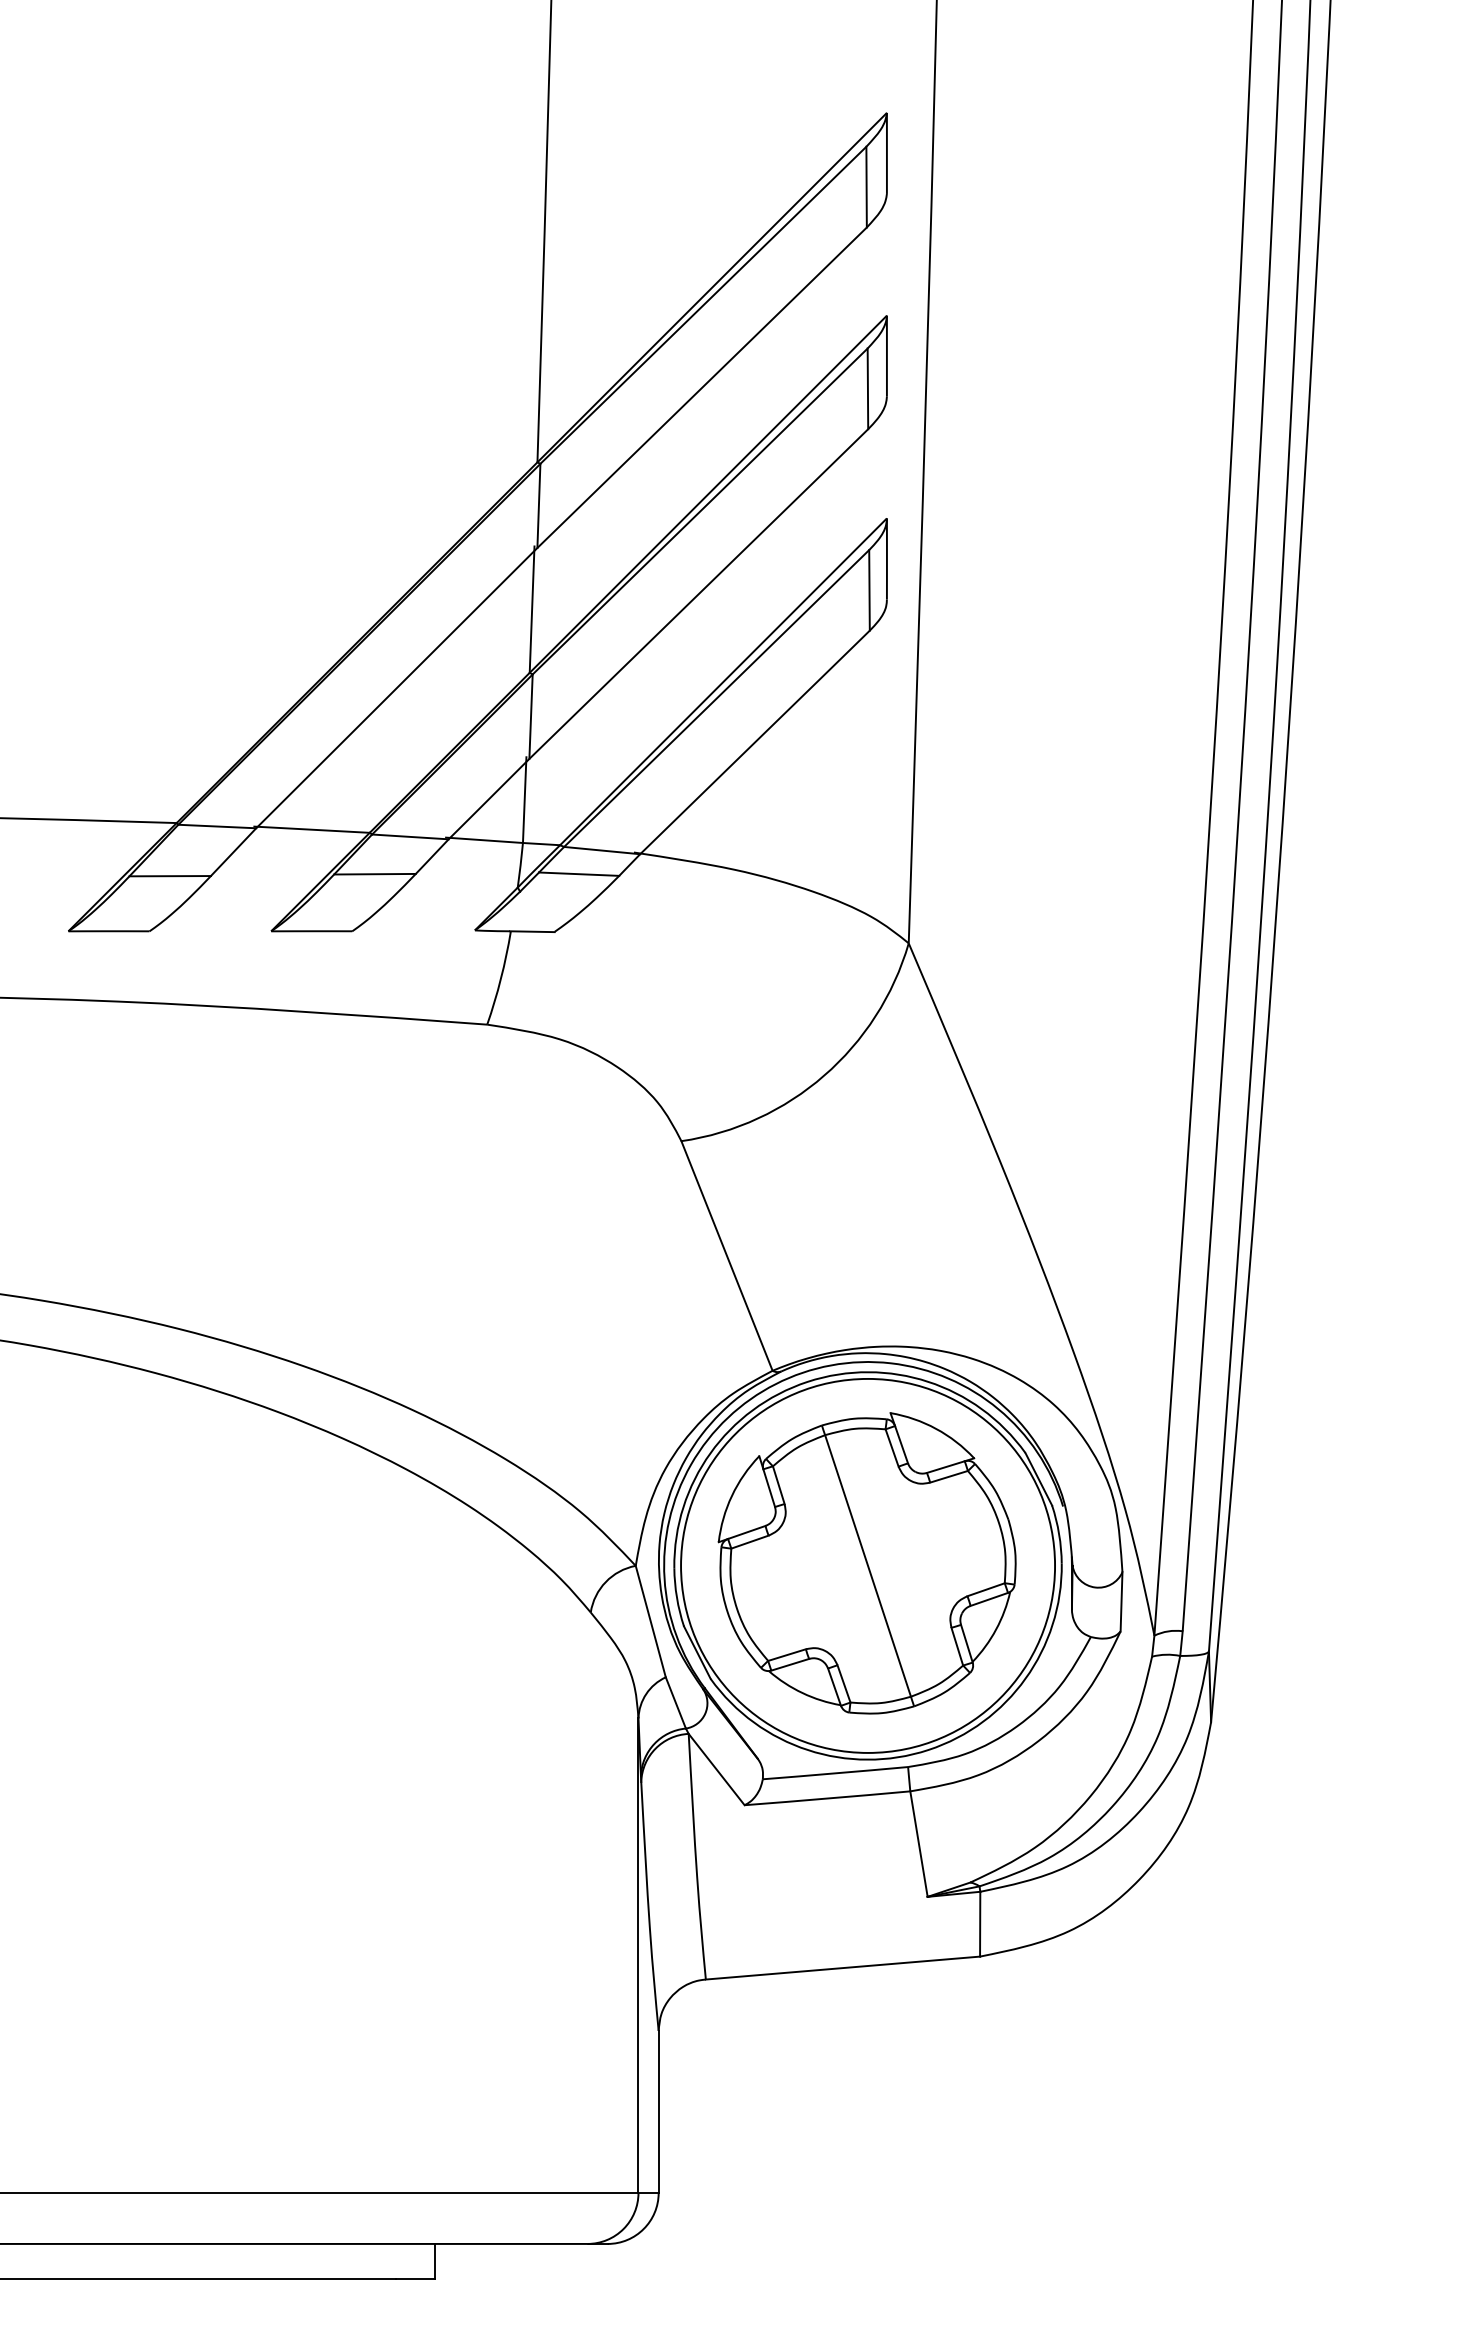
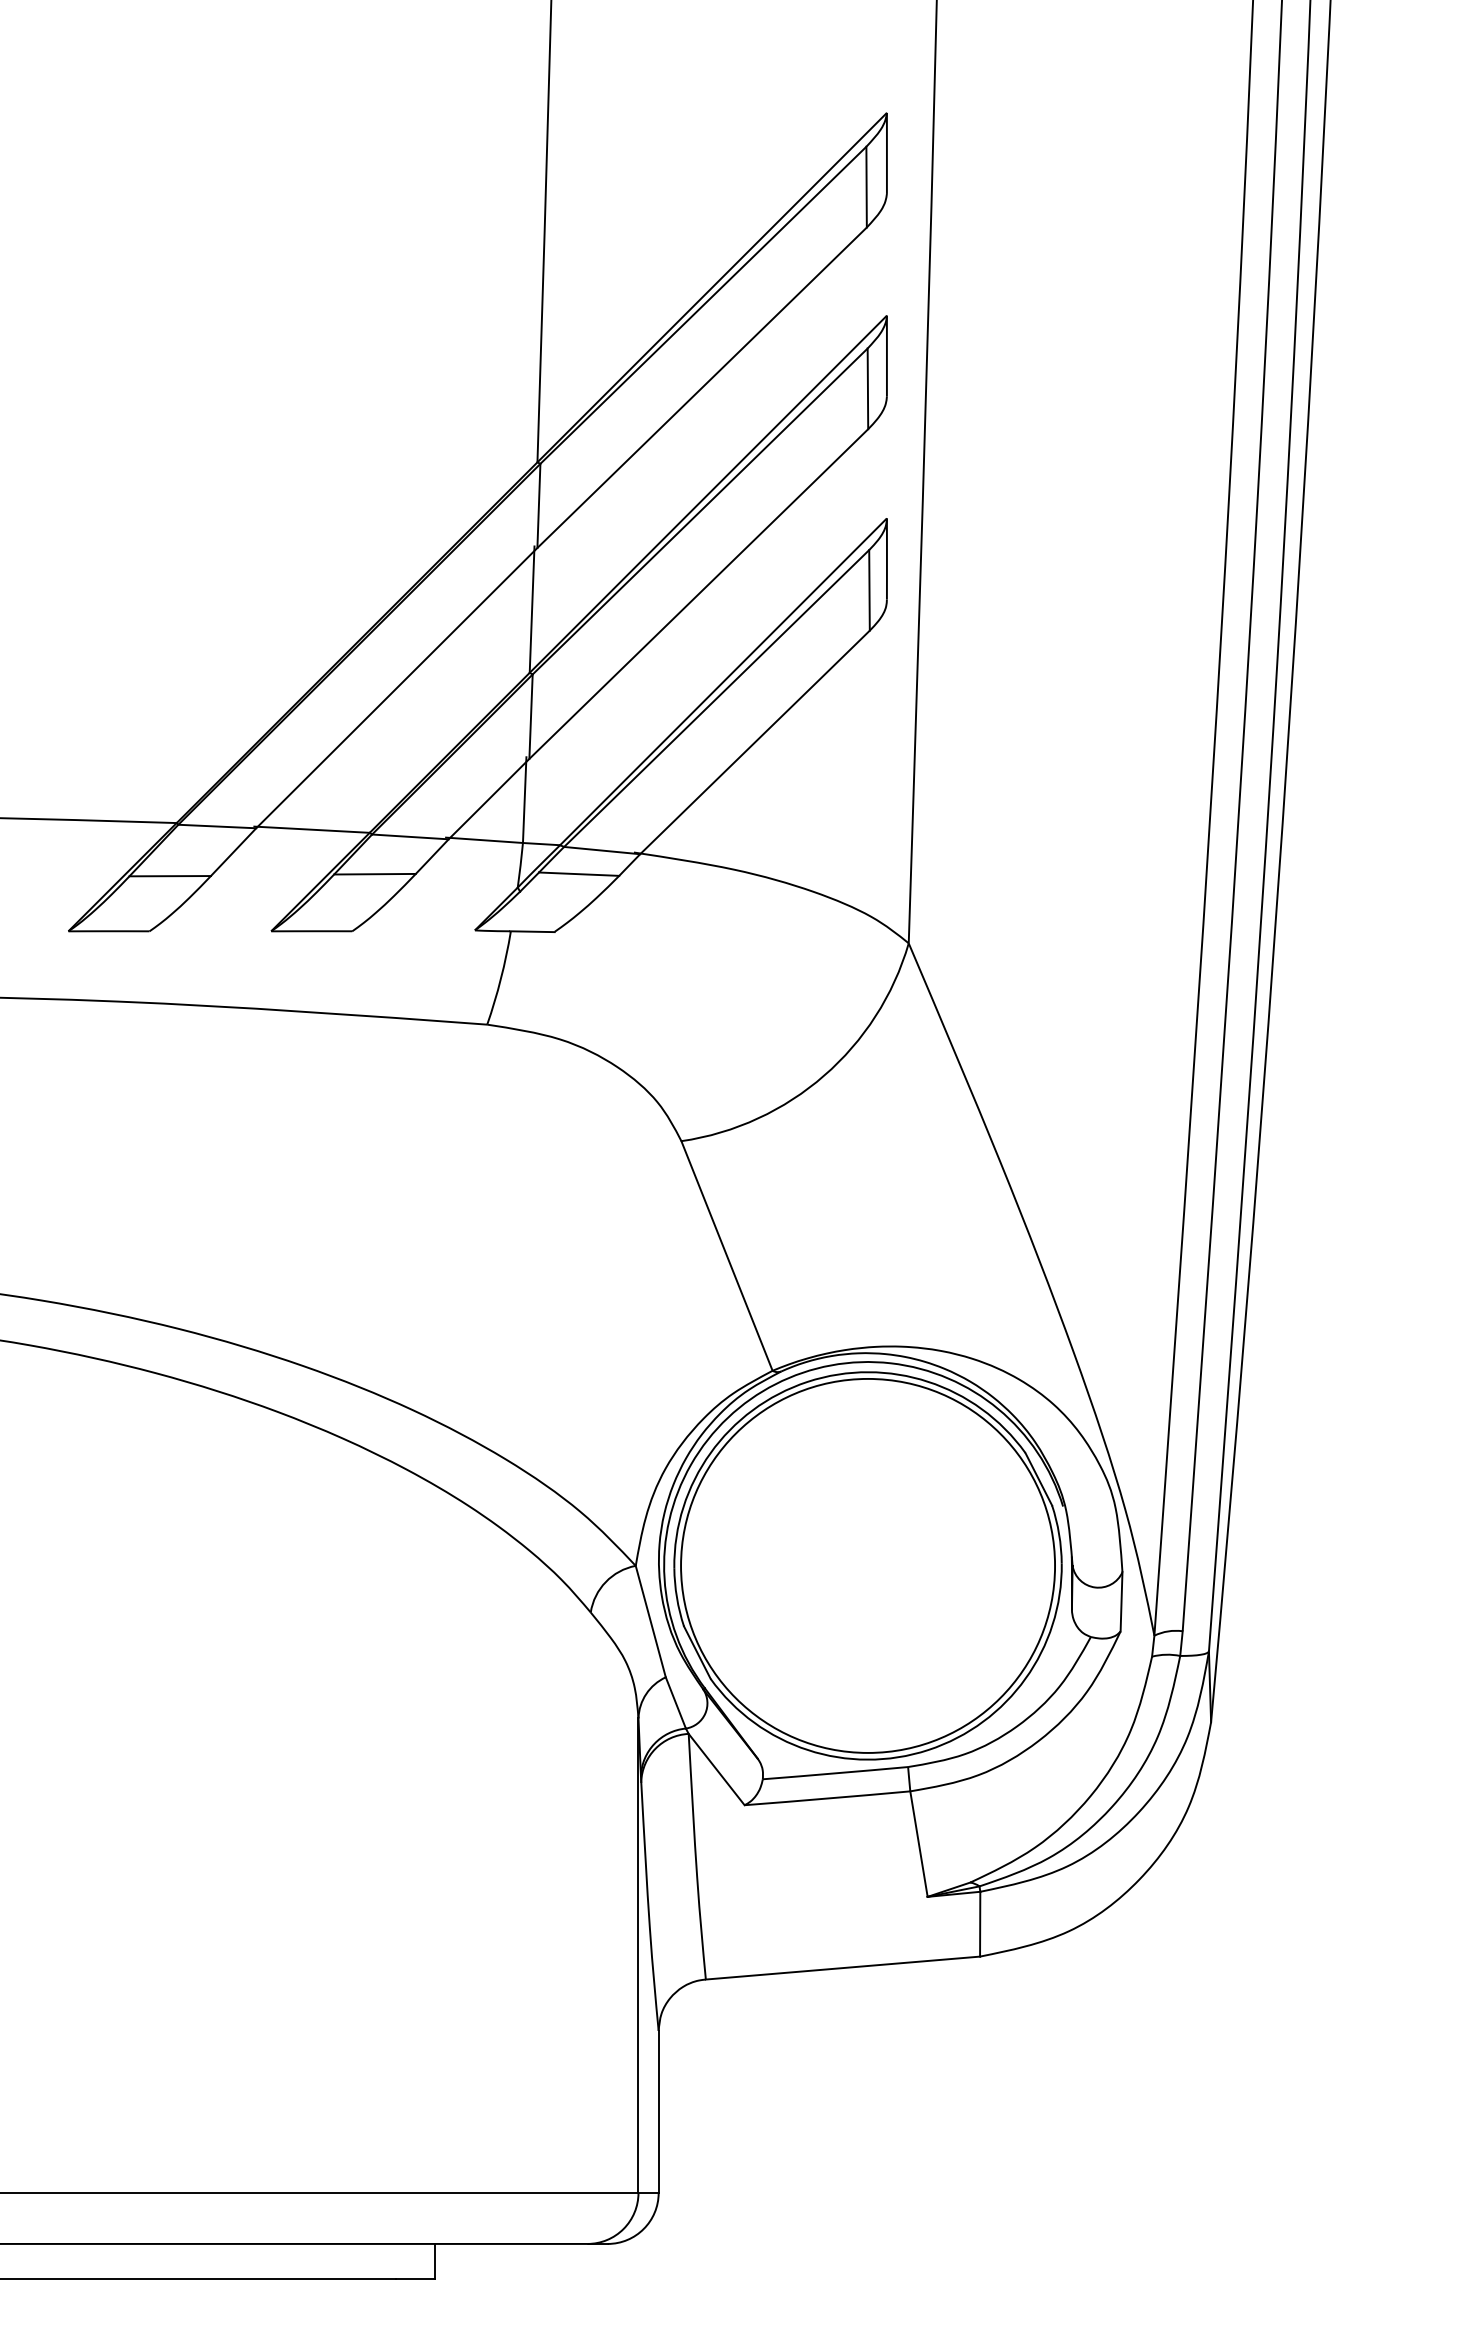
part: present -> none (866, 1563)
